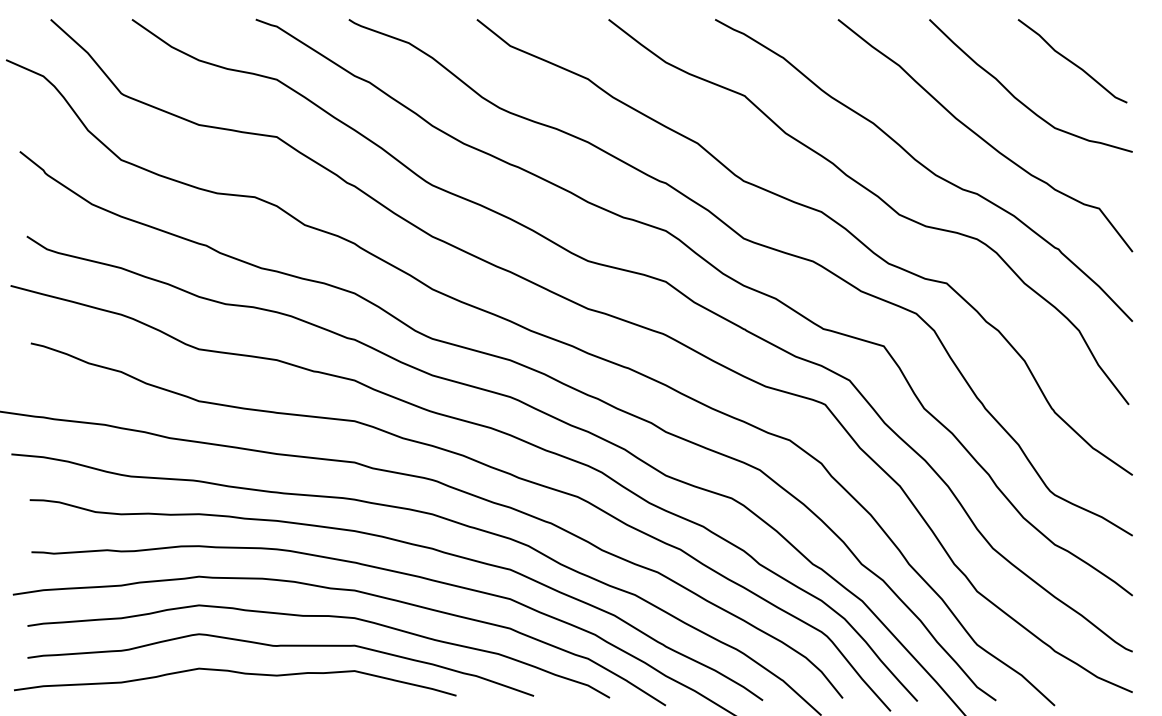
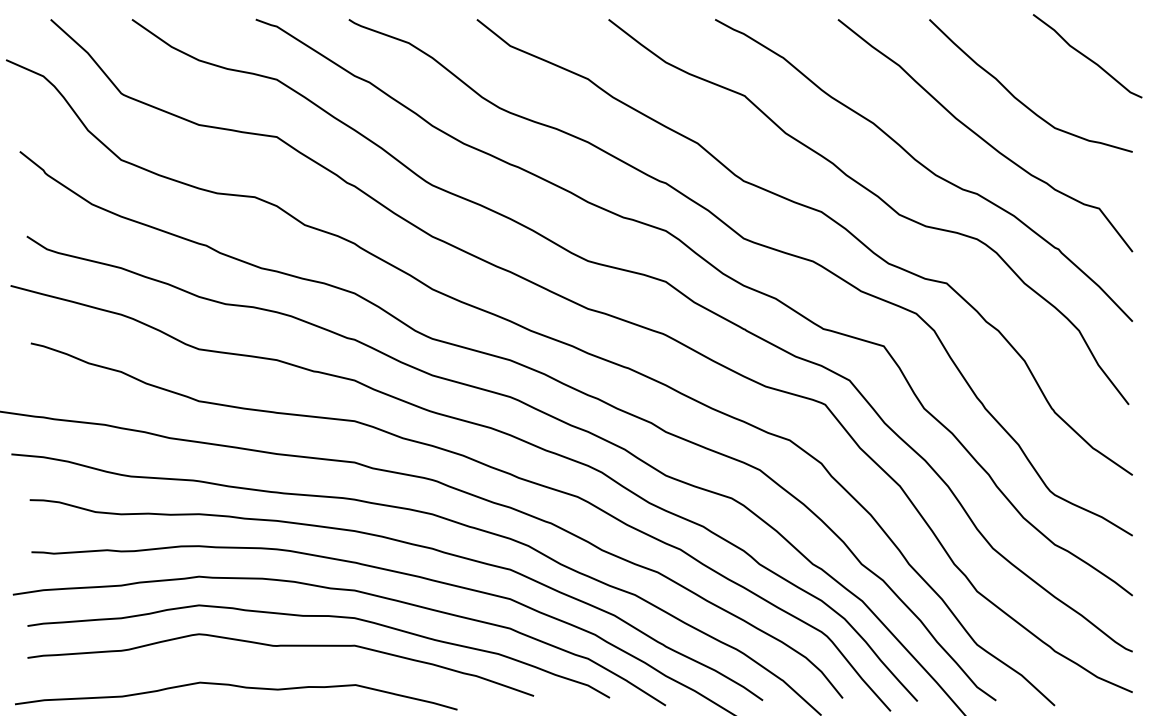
curve position: (1072, 61) -> (1087, 56) (1087, 56)
curve position: (236, 673) -> (237, 687) (237, 687)
